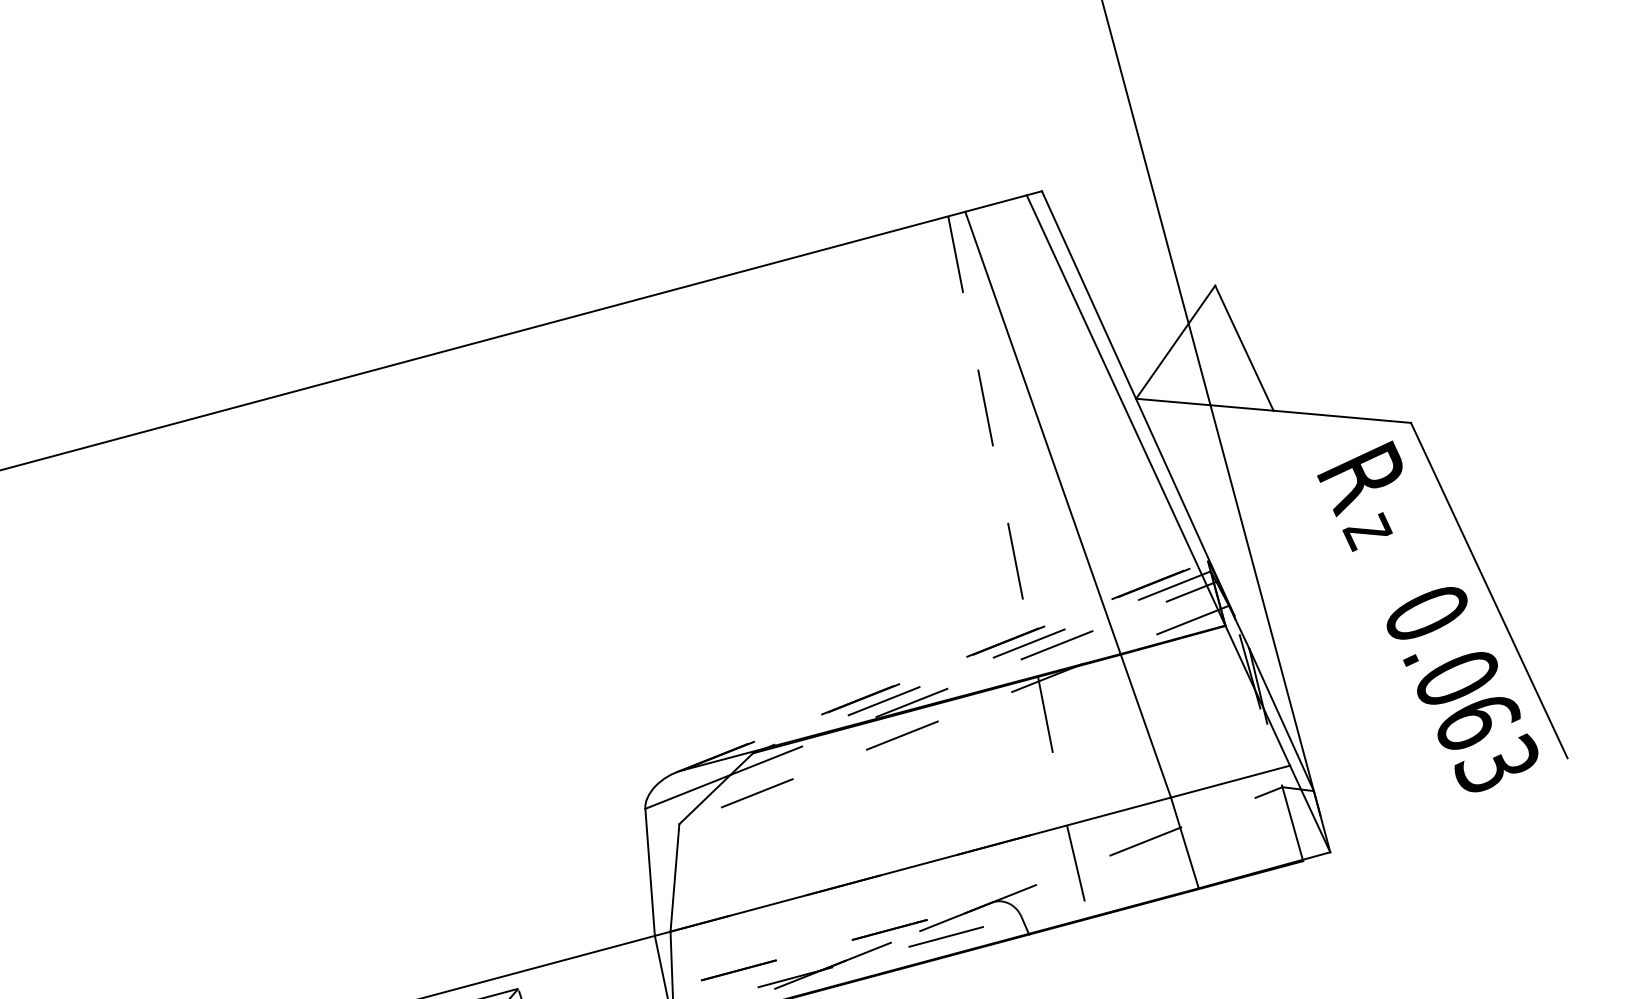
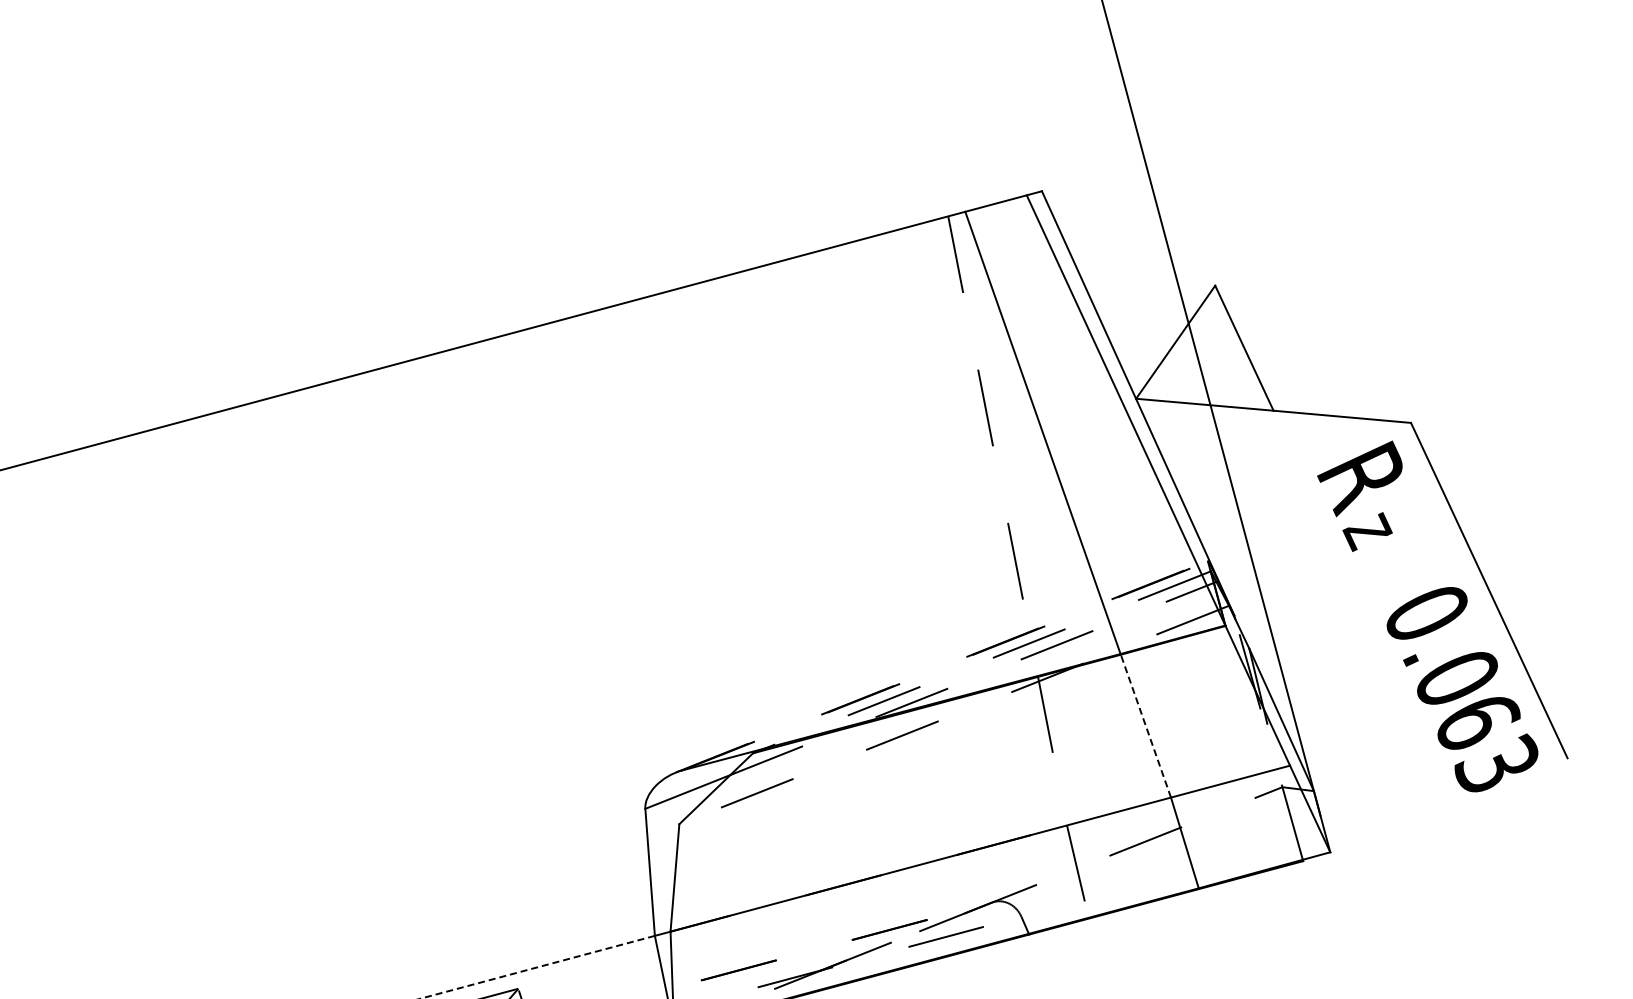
line: solid -> dashed (1145, 726)
line: solid -> dashed (537, 967)
